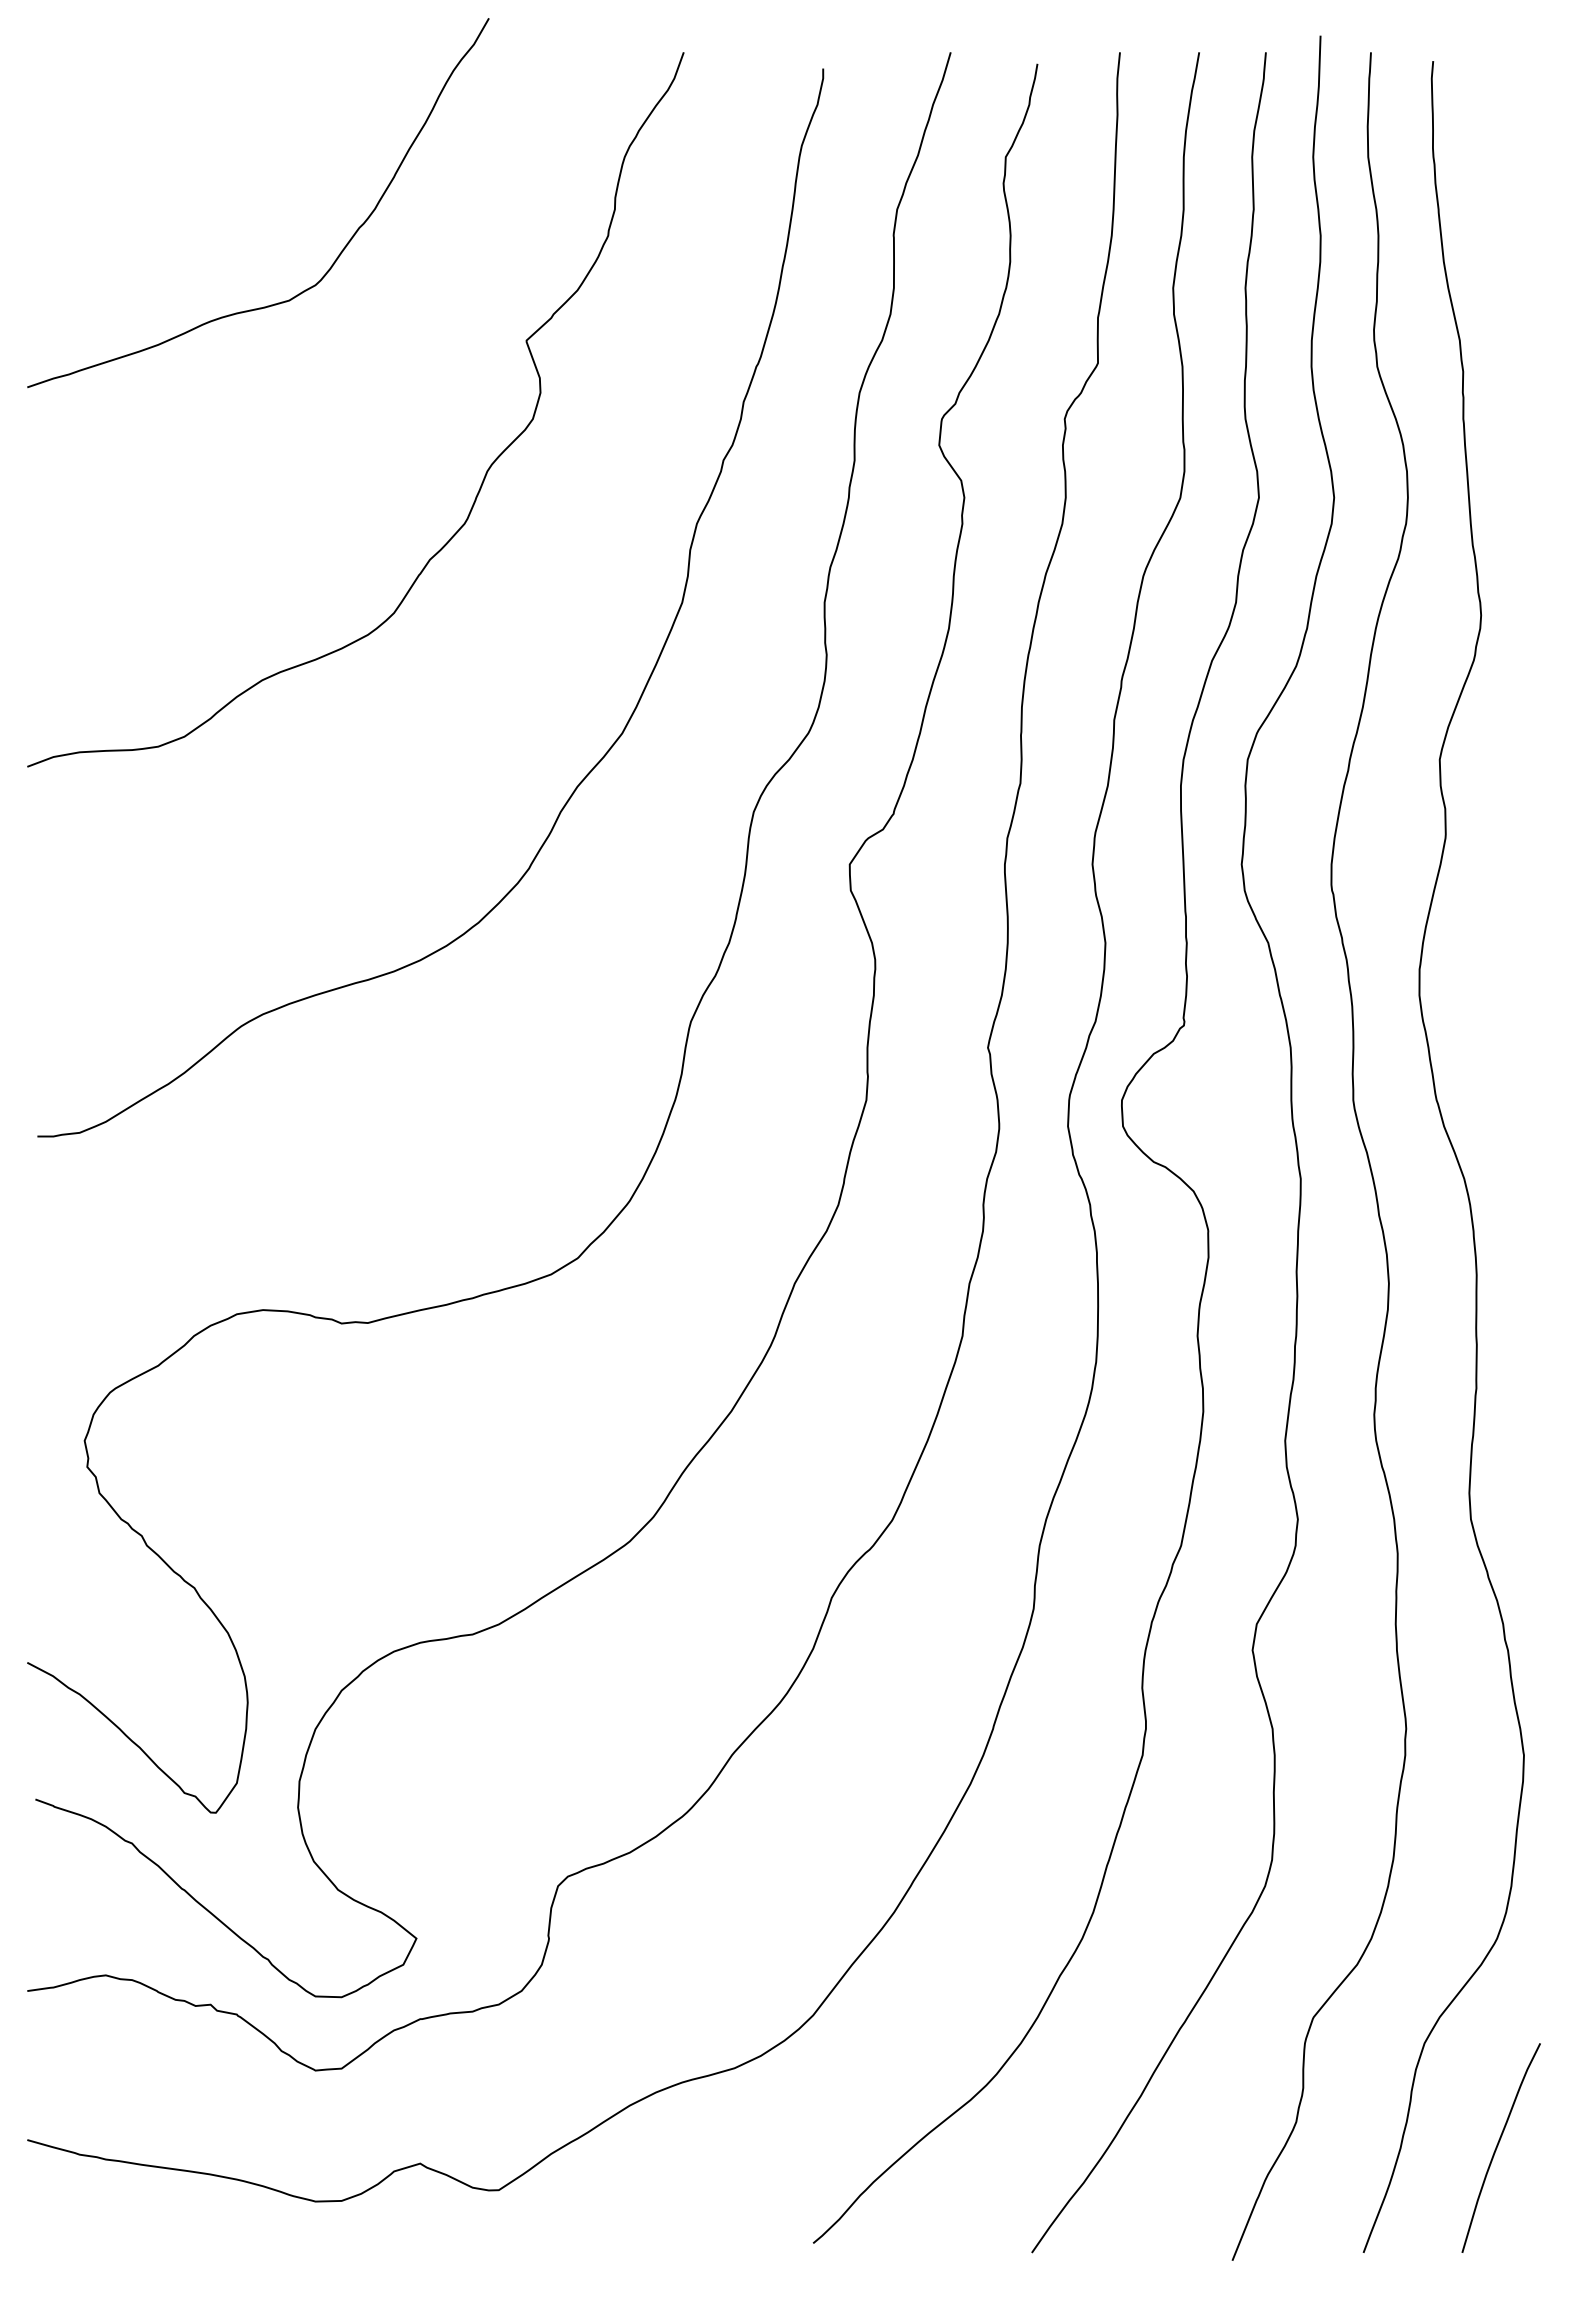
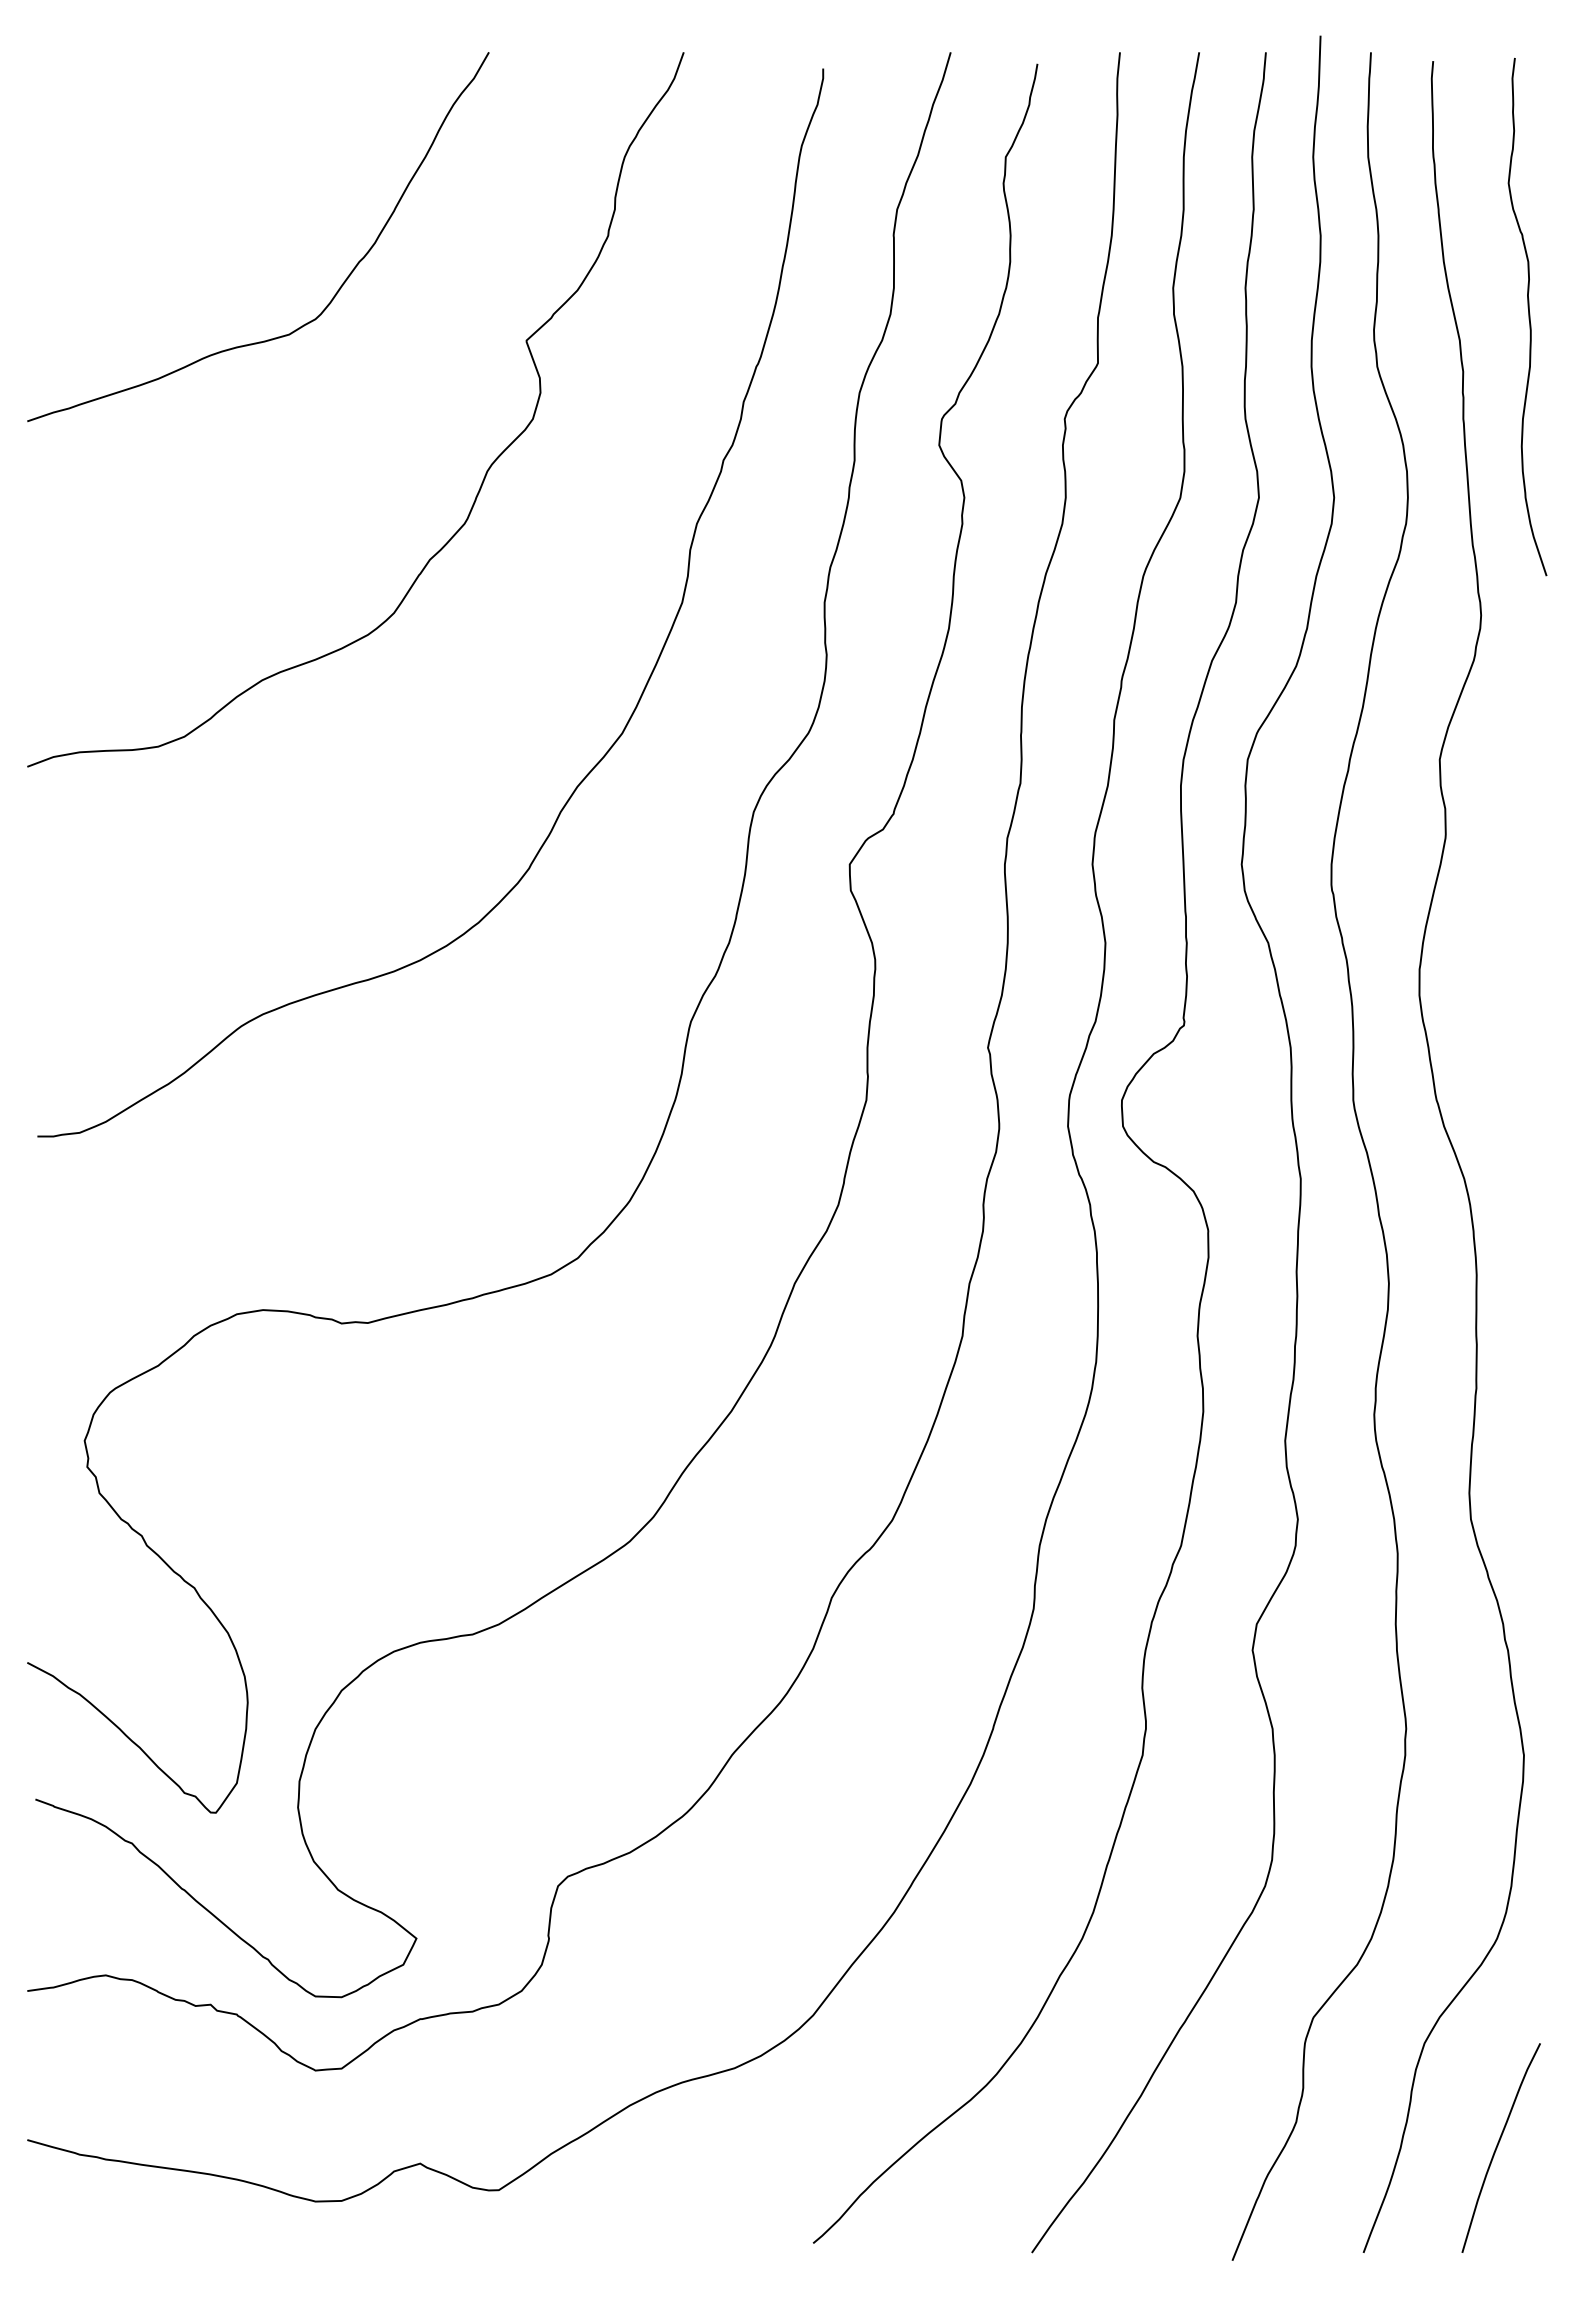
curve position: (336, 257) -> (336, 291) (336, 291)
curve: none -> present (1528, 316)
